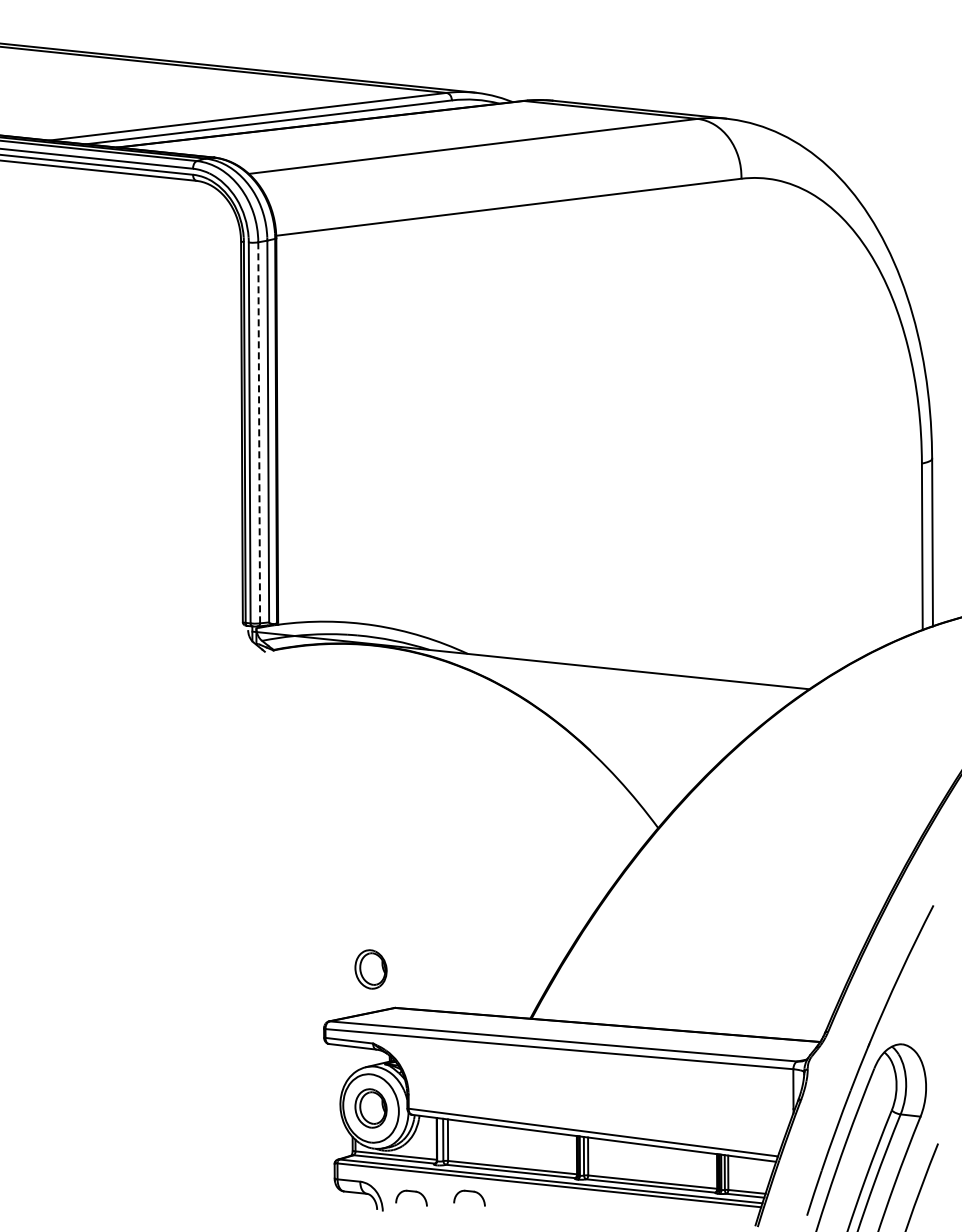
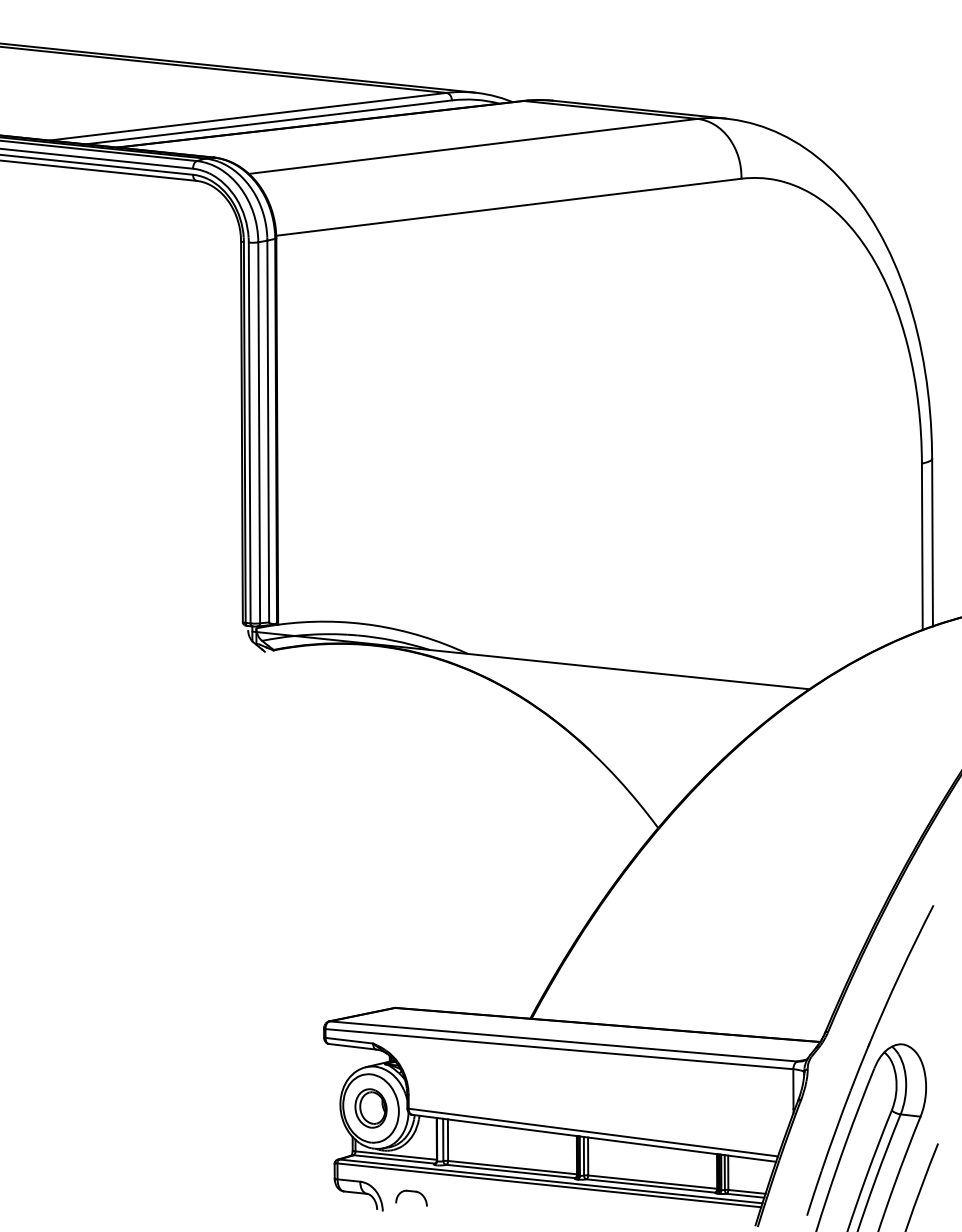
line: dashed -> solid (259, 432)
part: present -> none (370, 969)
part: present -> none (469, 1197)
